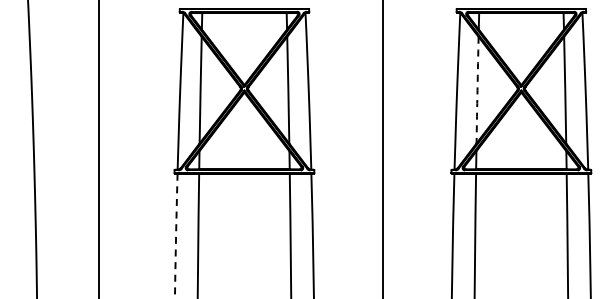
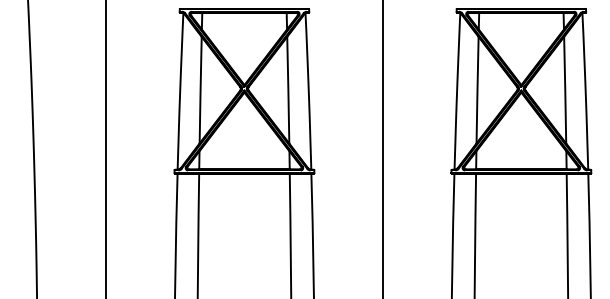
arc: dashed -> solid (477, 90)
line position: (99, 148) -> (106, 148) (106, 148)
arc: dashed -> solid (176, 236)
